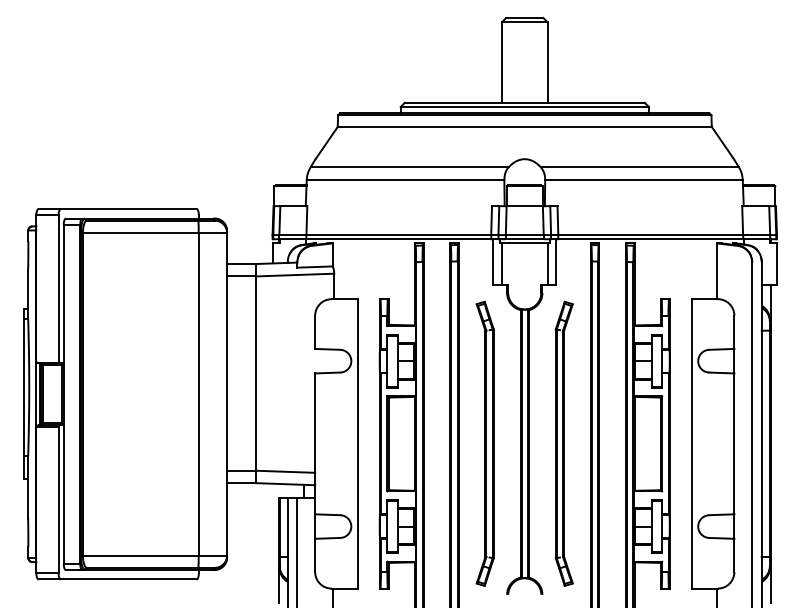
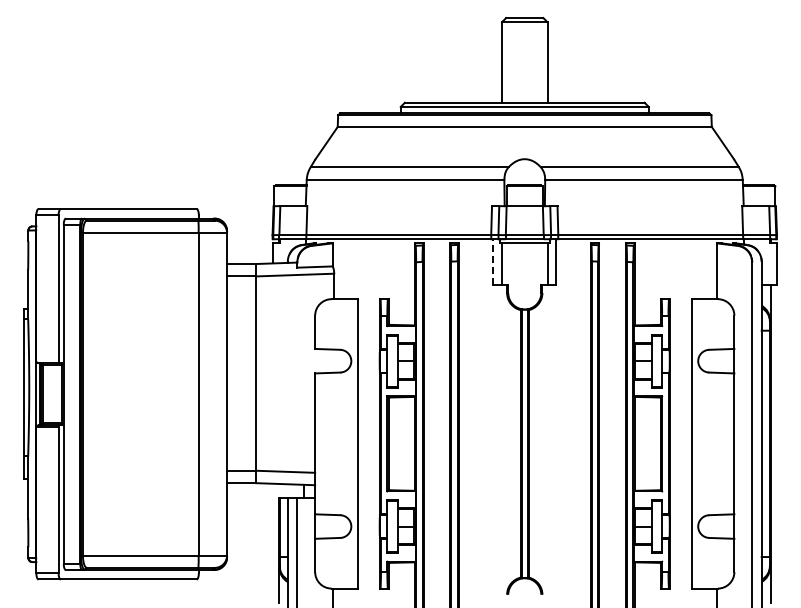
line: solid -> dashed (493, 261)
part: present -> none (484, 443)
part: present -> none (563, 443)
